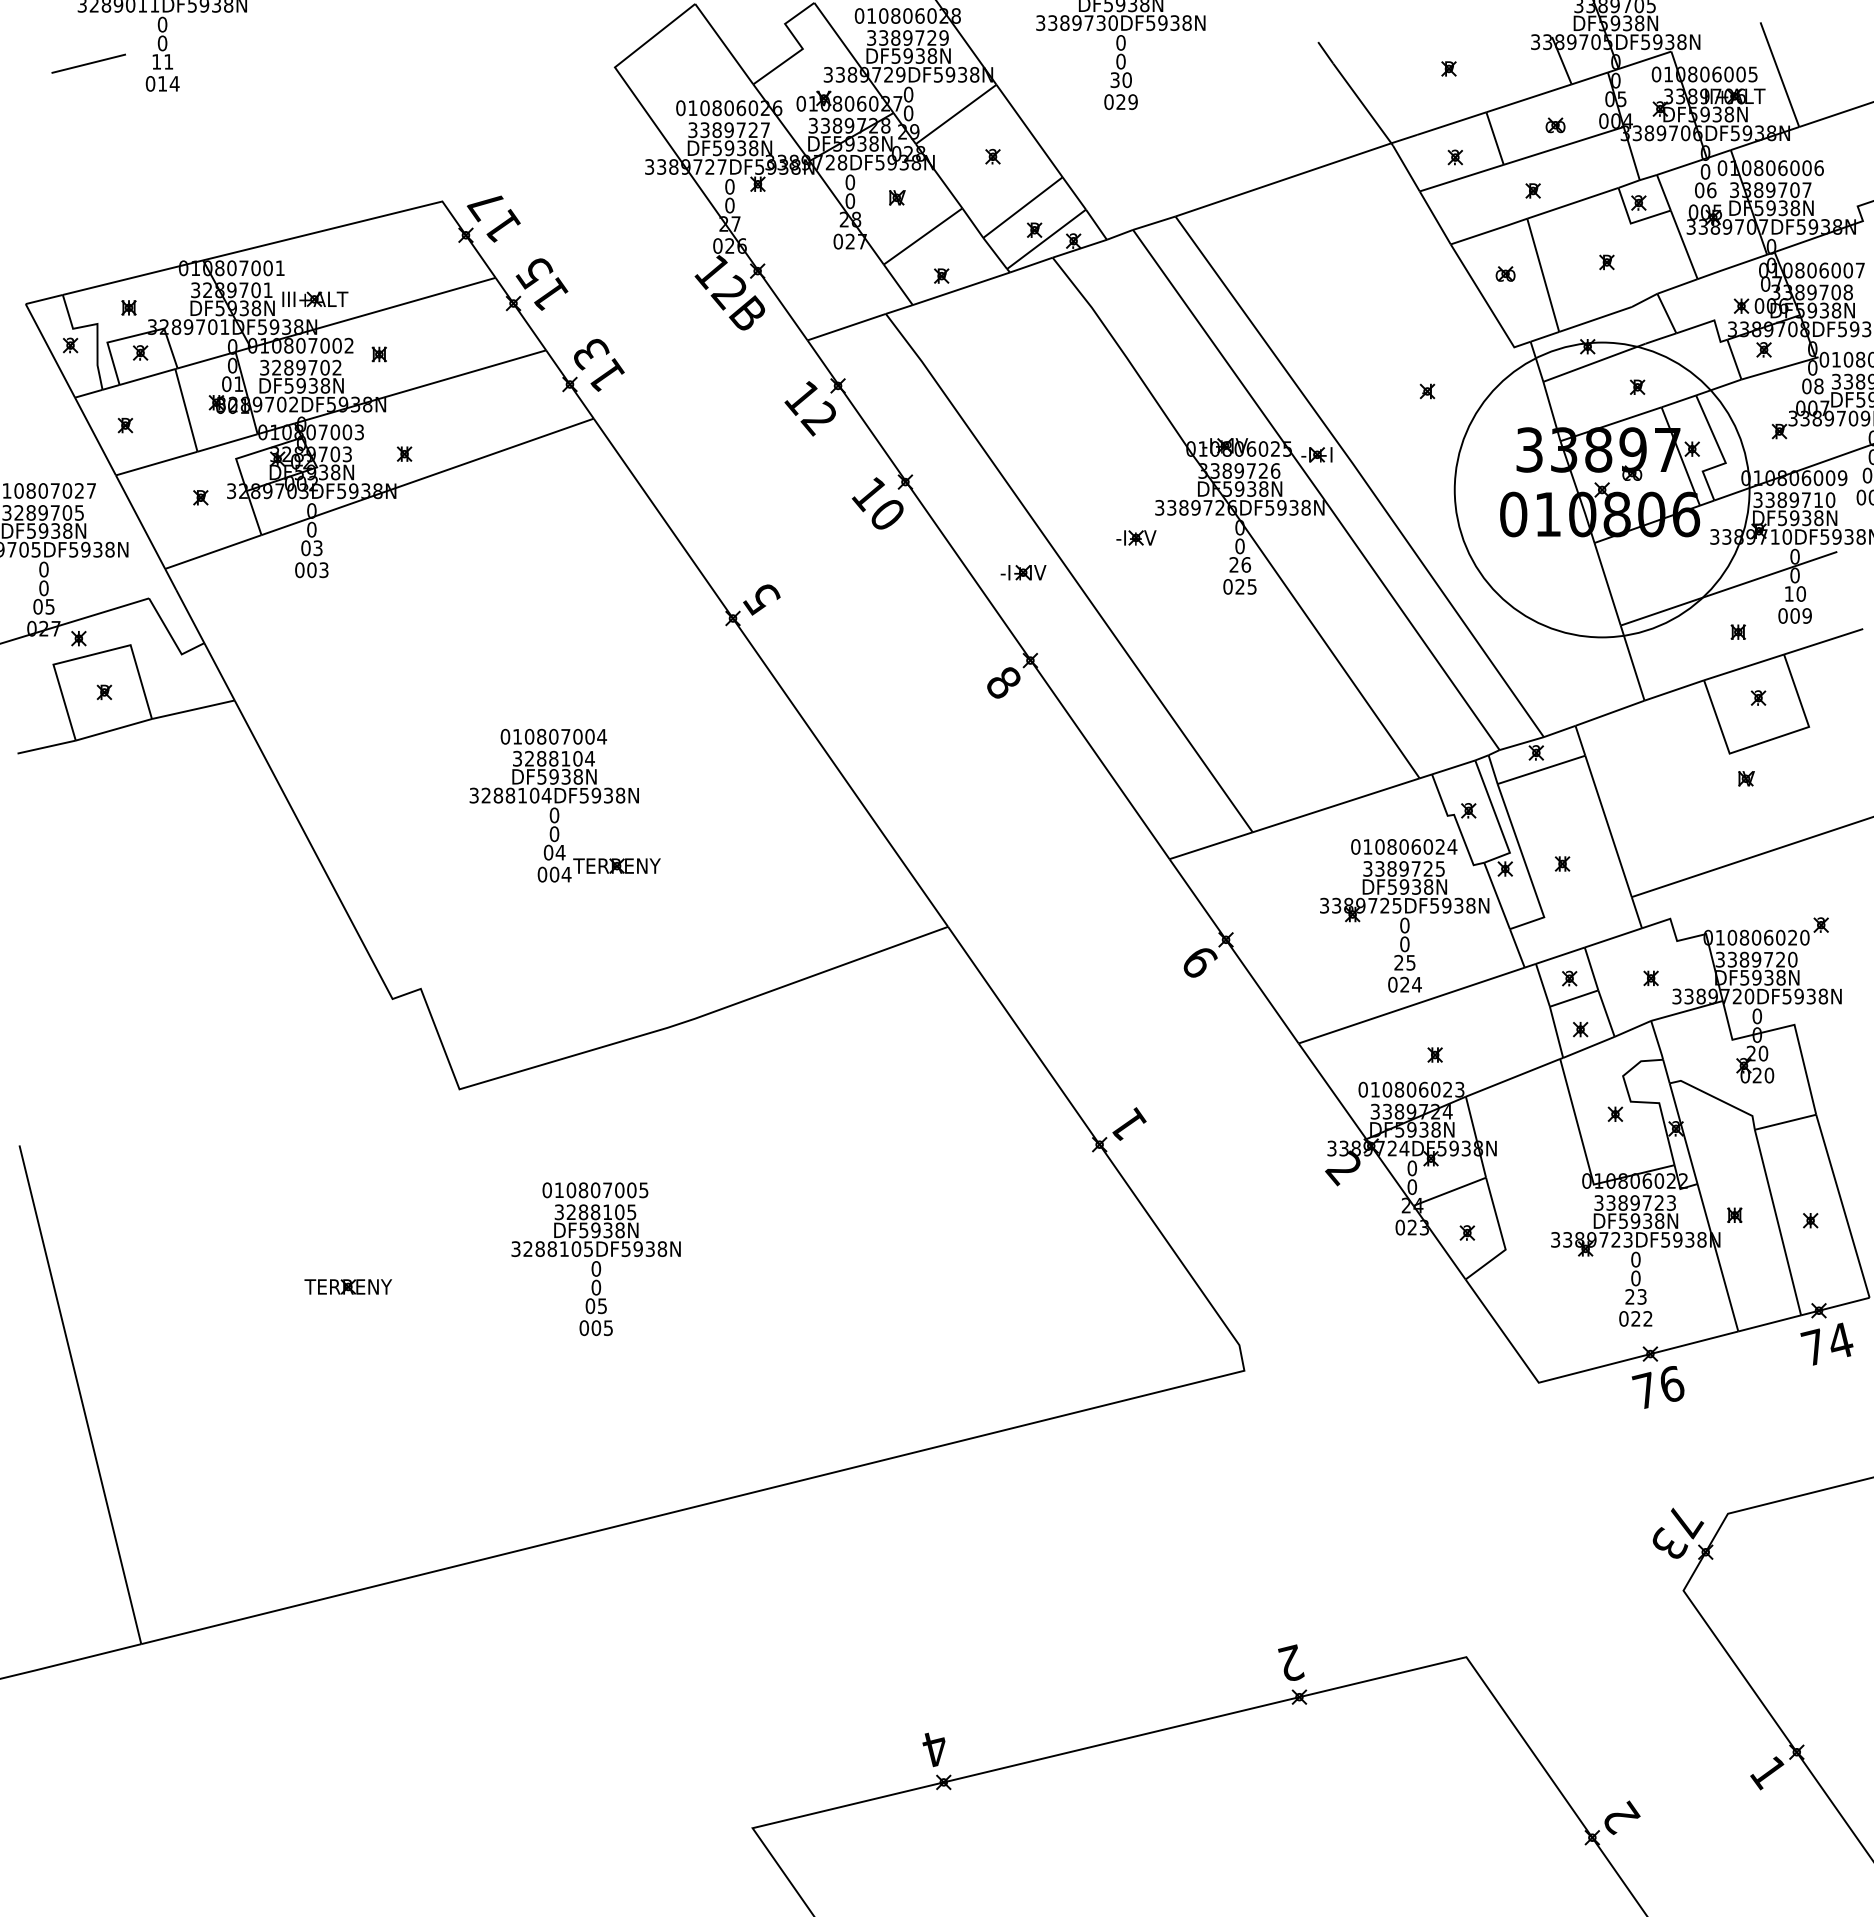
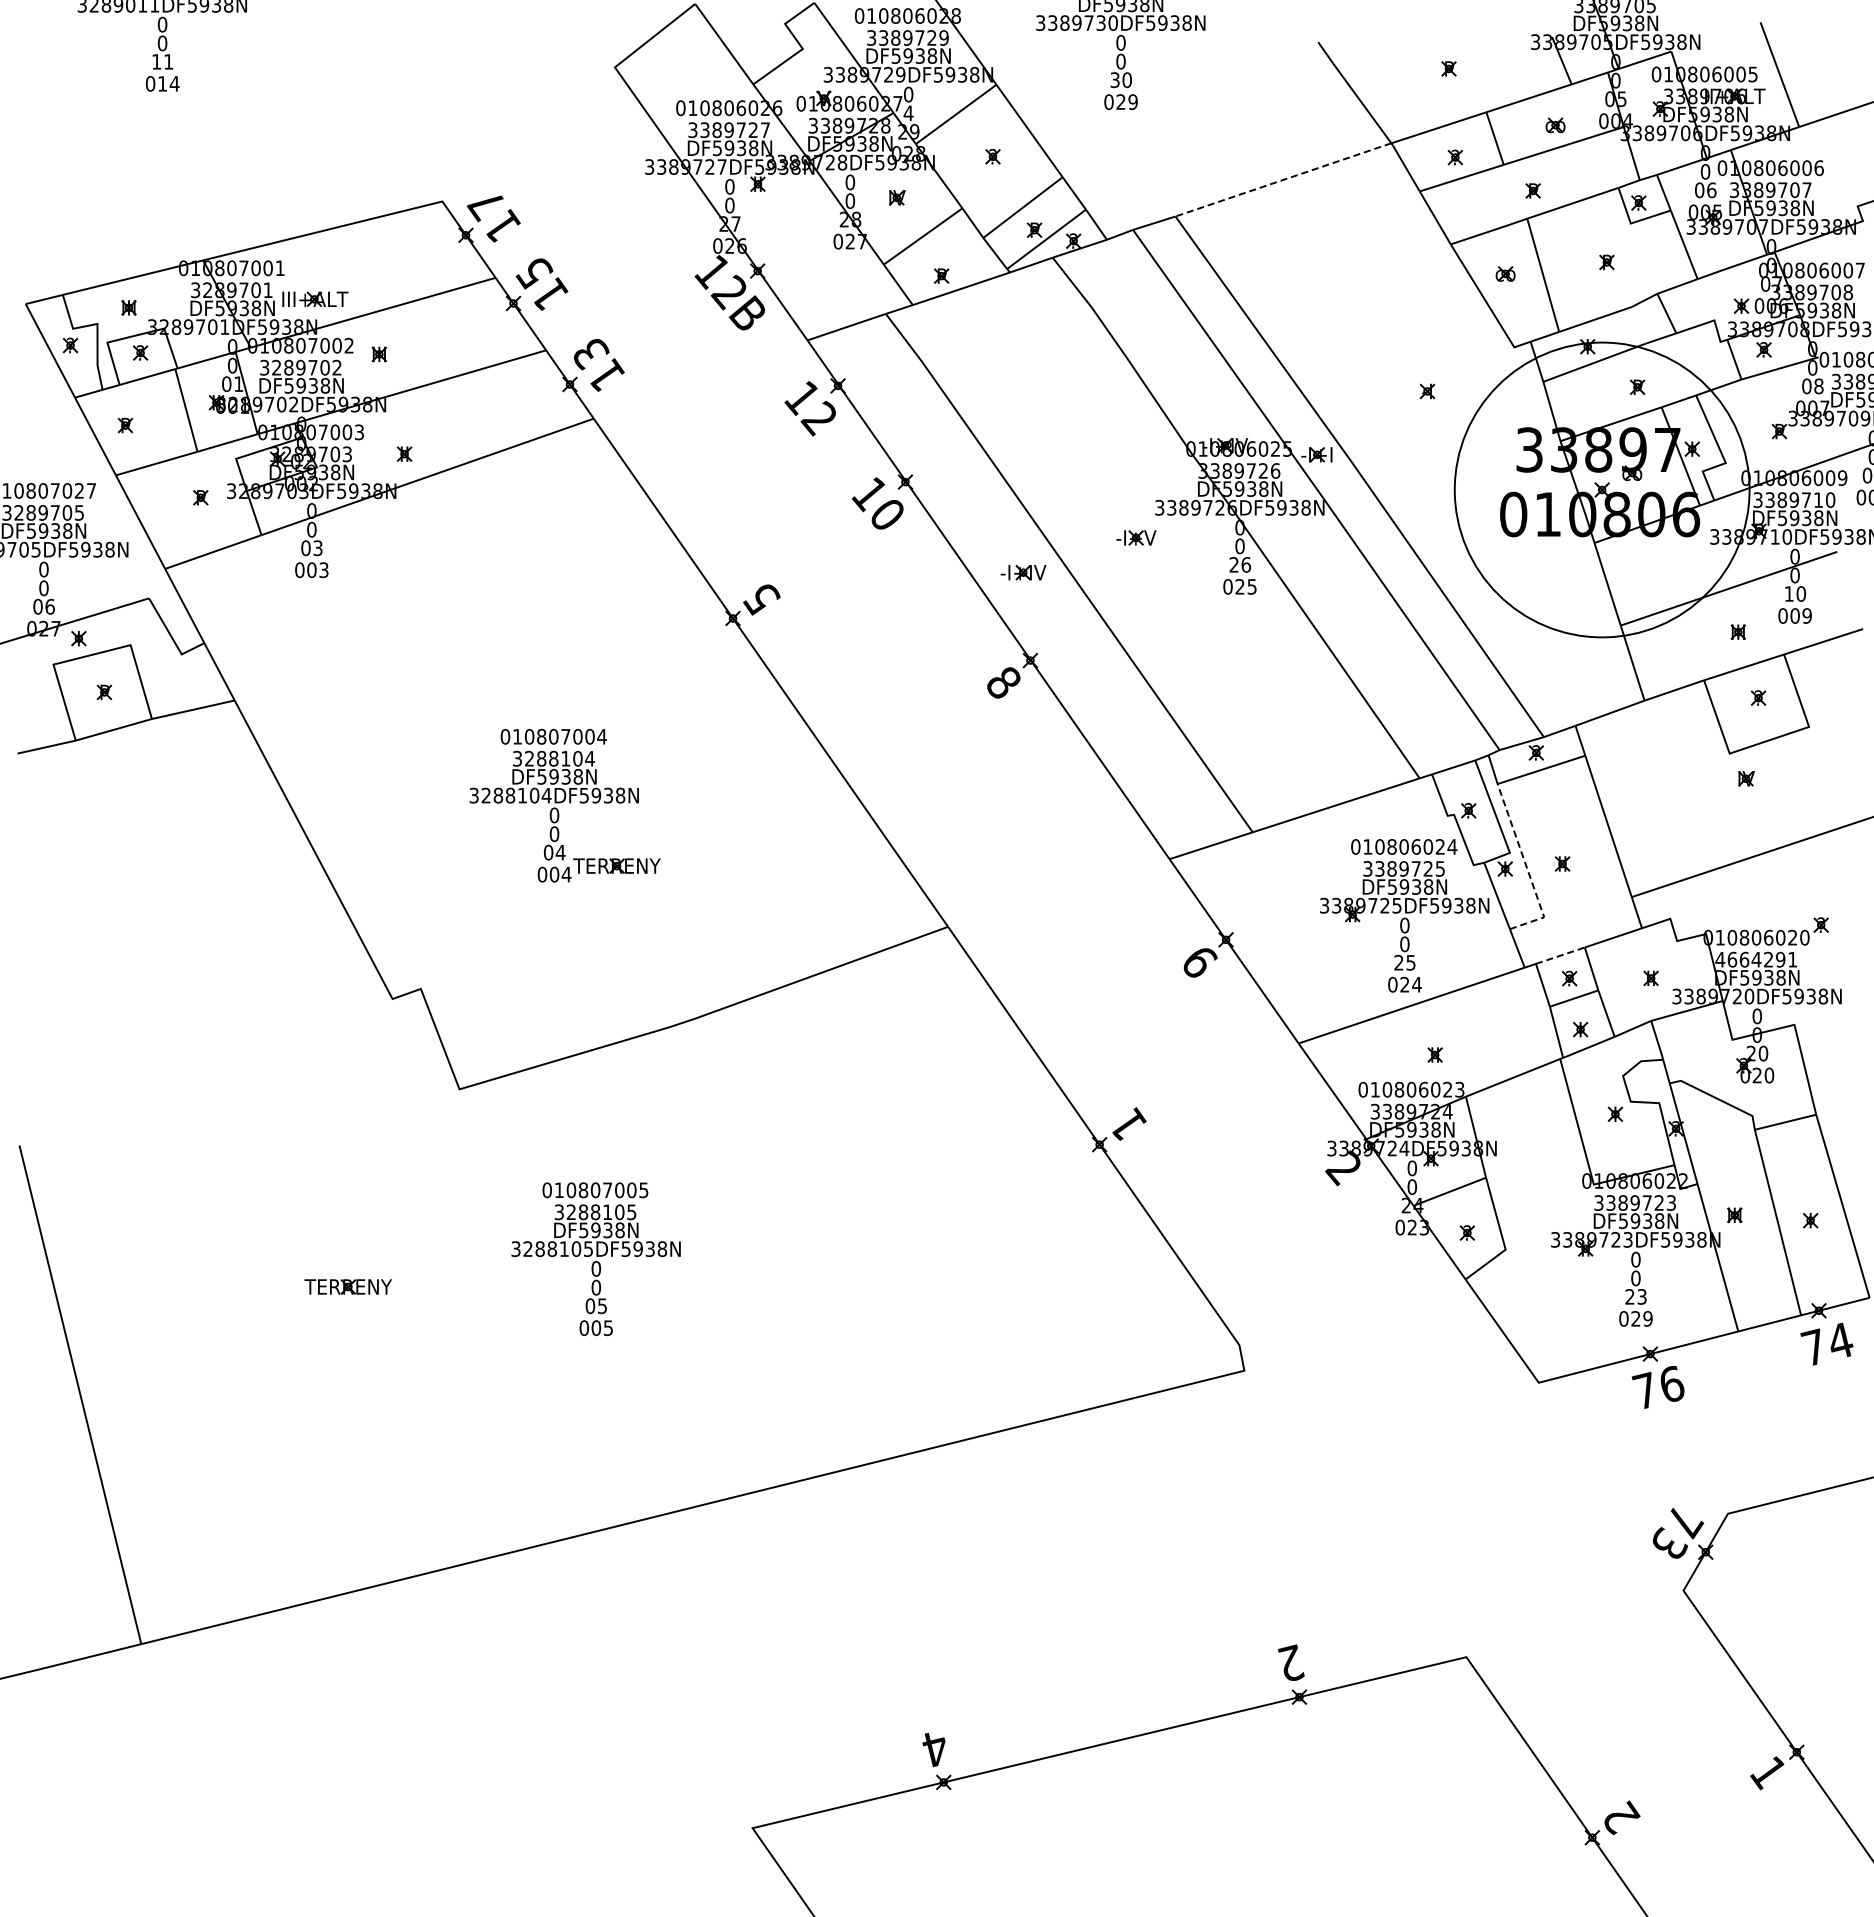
line: present -> none (88, 63)
text: 0 -> 4 (908, 113)
line: solid -> dashed (1283, 179)
text: 05 -> 06 (49, 606)
line: solid -> dashed (1527, 868)
line: solid -> dashed (1561, 955)
text: 3389720 -> 4664291 (1756, 959)
text: 022 -> 029 (1647, 1318)
